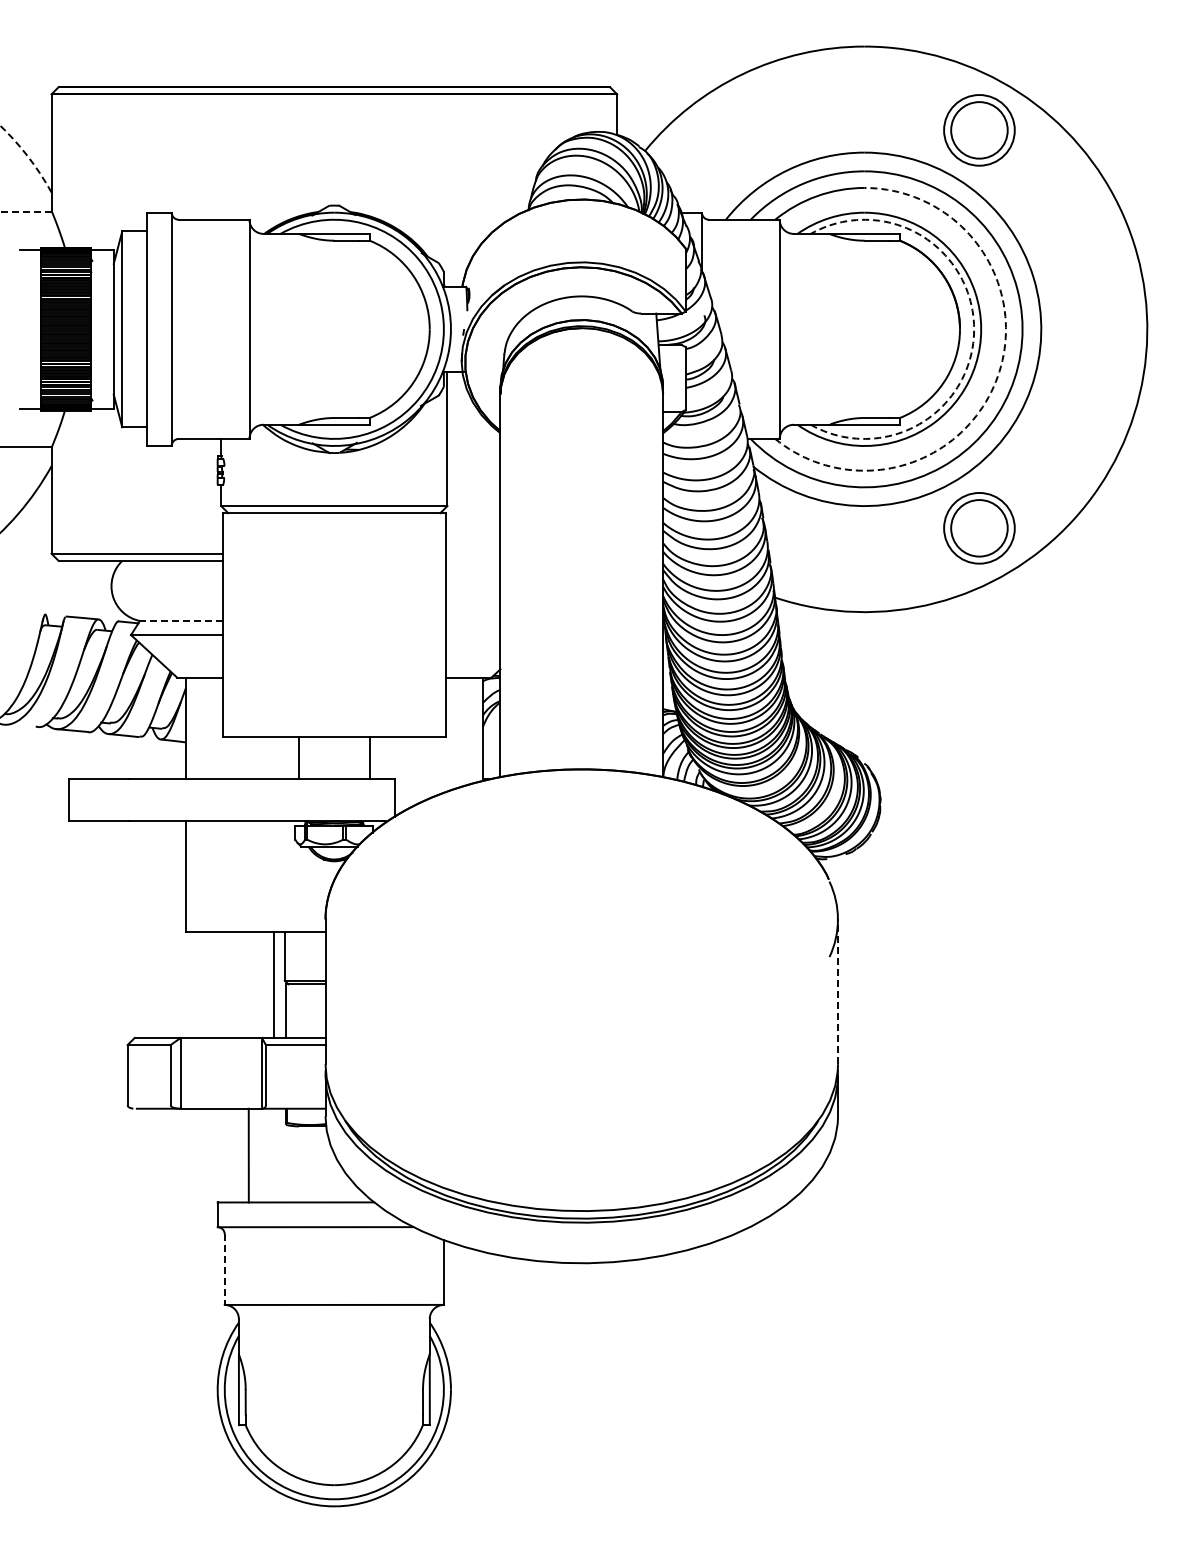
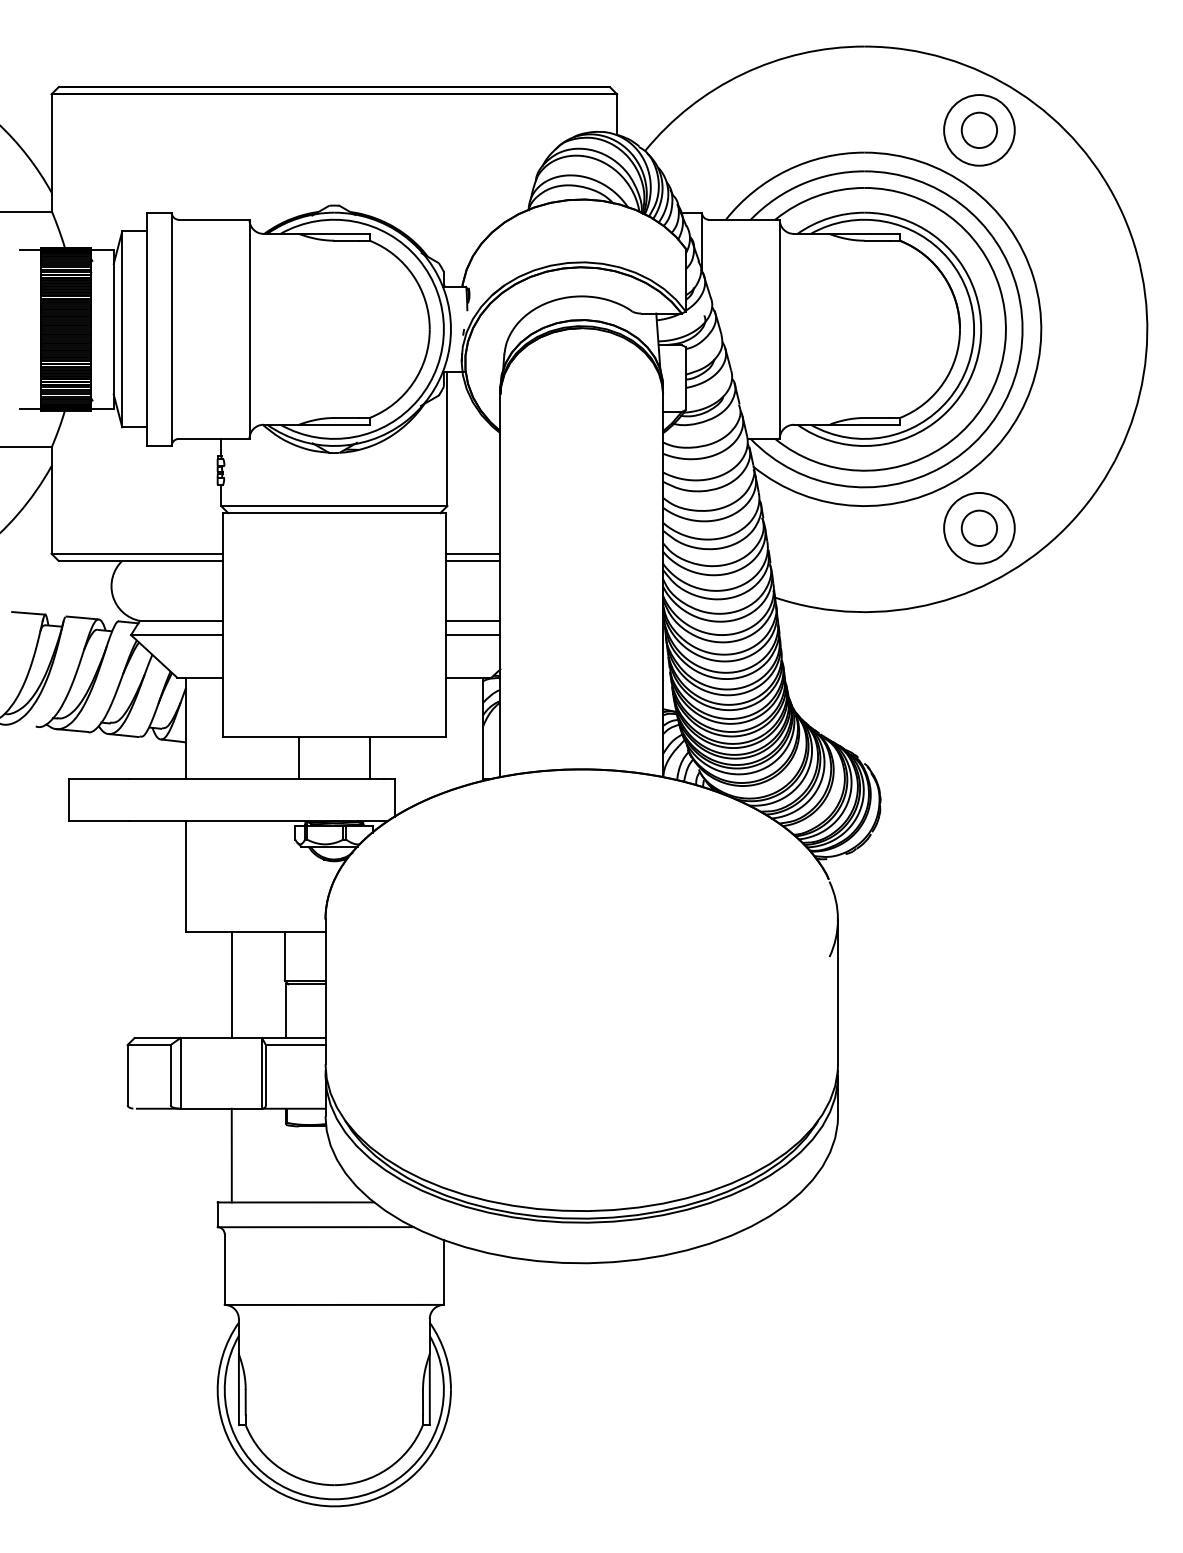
circle diameter: 57 px -> 35 px (979, 130)
arc: dashed -> solid (28, 157)
line: dashed -> solid (25, 211)
arc: dashed -> solid (974, 329)
arc: dashed -> solid (997, 376)
circle diameter: 57 px -> 35 px (979, 528)
line: none -> present (472, 553)
line: none -> present (472, 560)
line: none -> present (28, 613)
line: dashed -> solid (181, 620)
line: none -> present (472, 620)
line: none -> present (472, 635)
line position: (273, 985) -> (231, 985) (231, 985)
line: dashed -> solid (838, 991)
line position: (248, 1155) -> (231, 1155) (231, 1155)
line: dashed -> solid (224, 1270)
